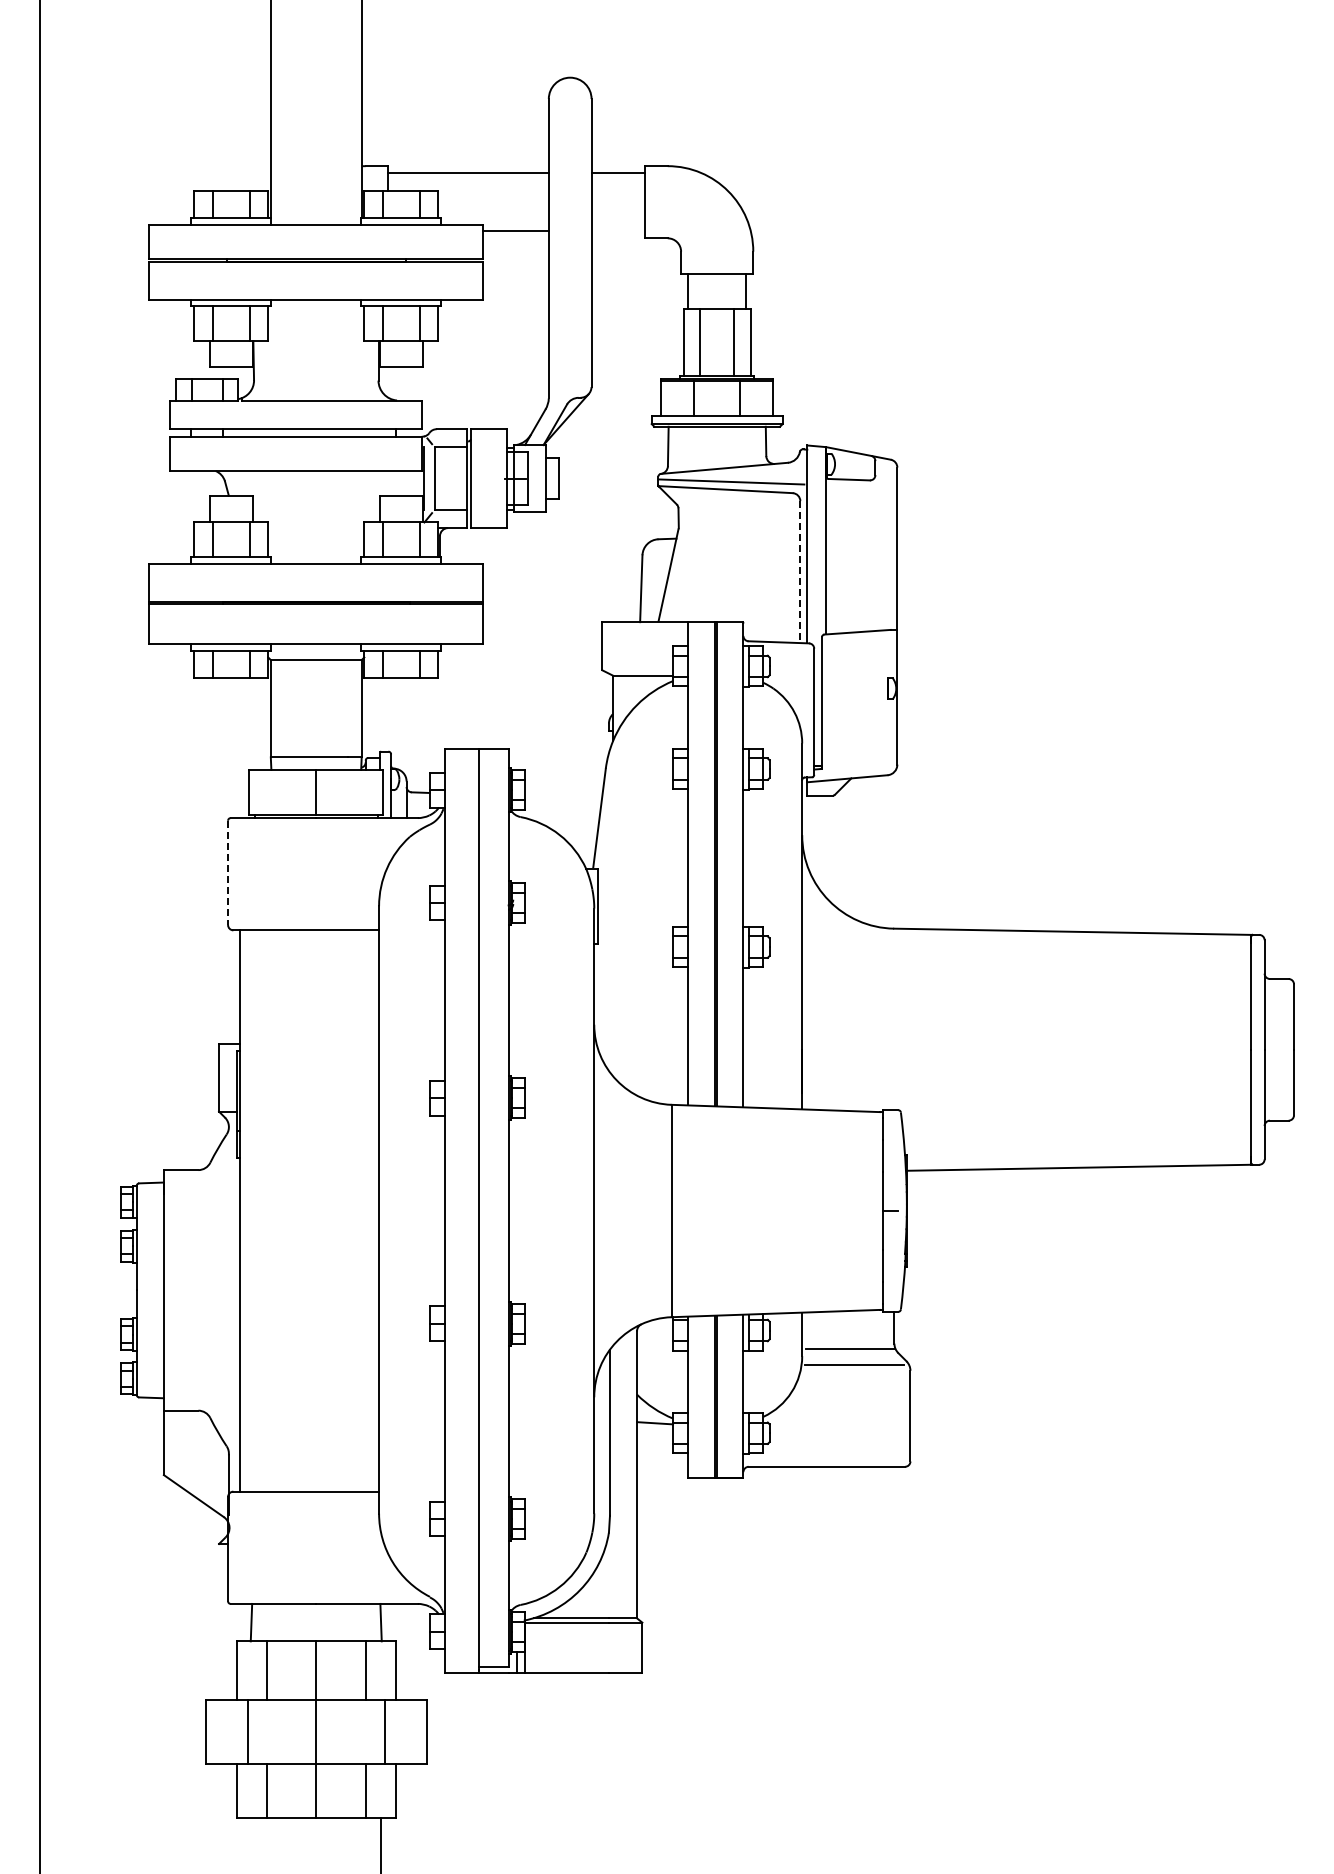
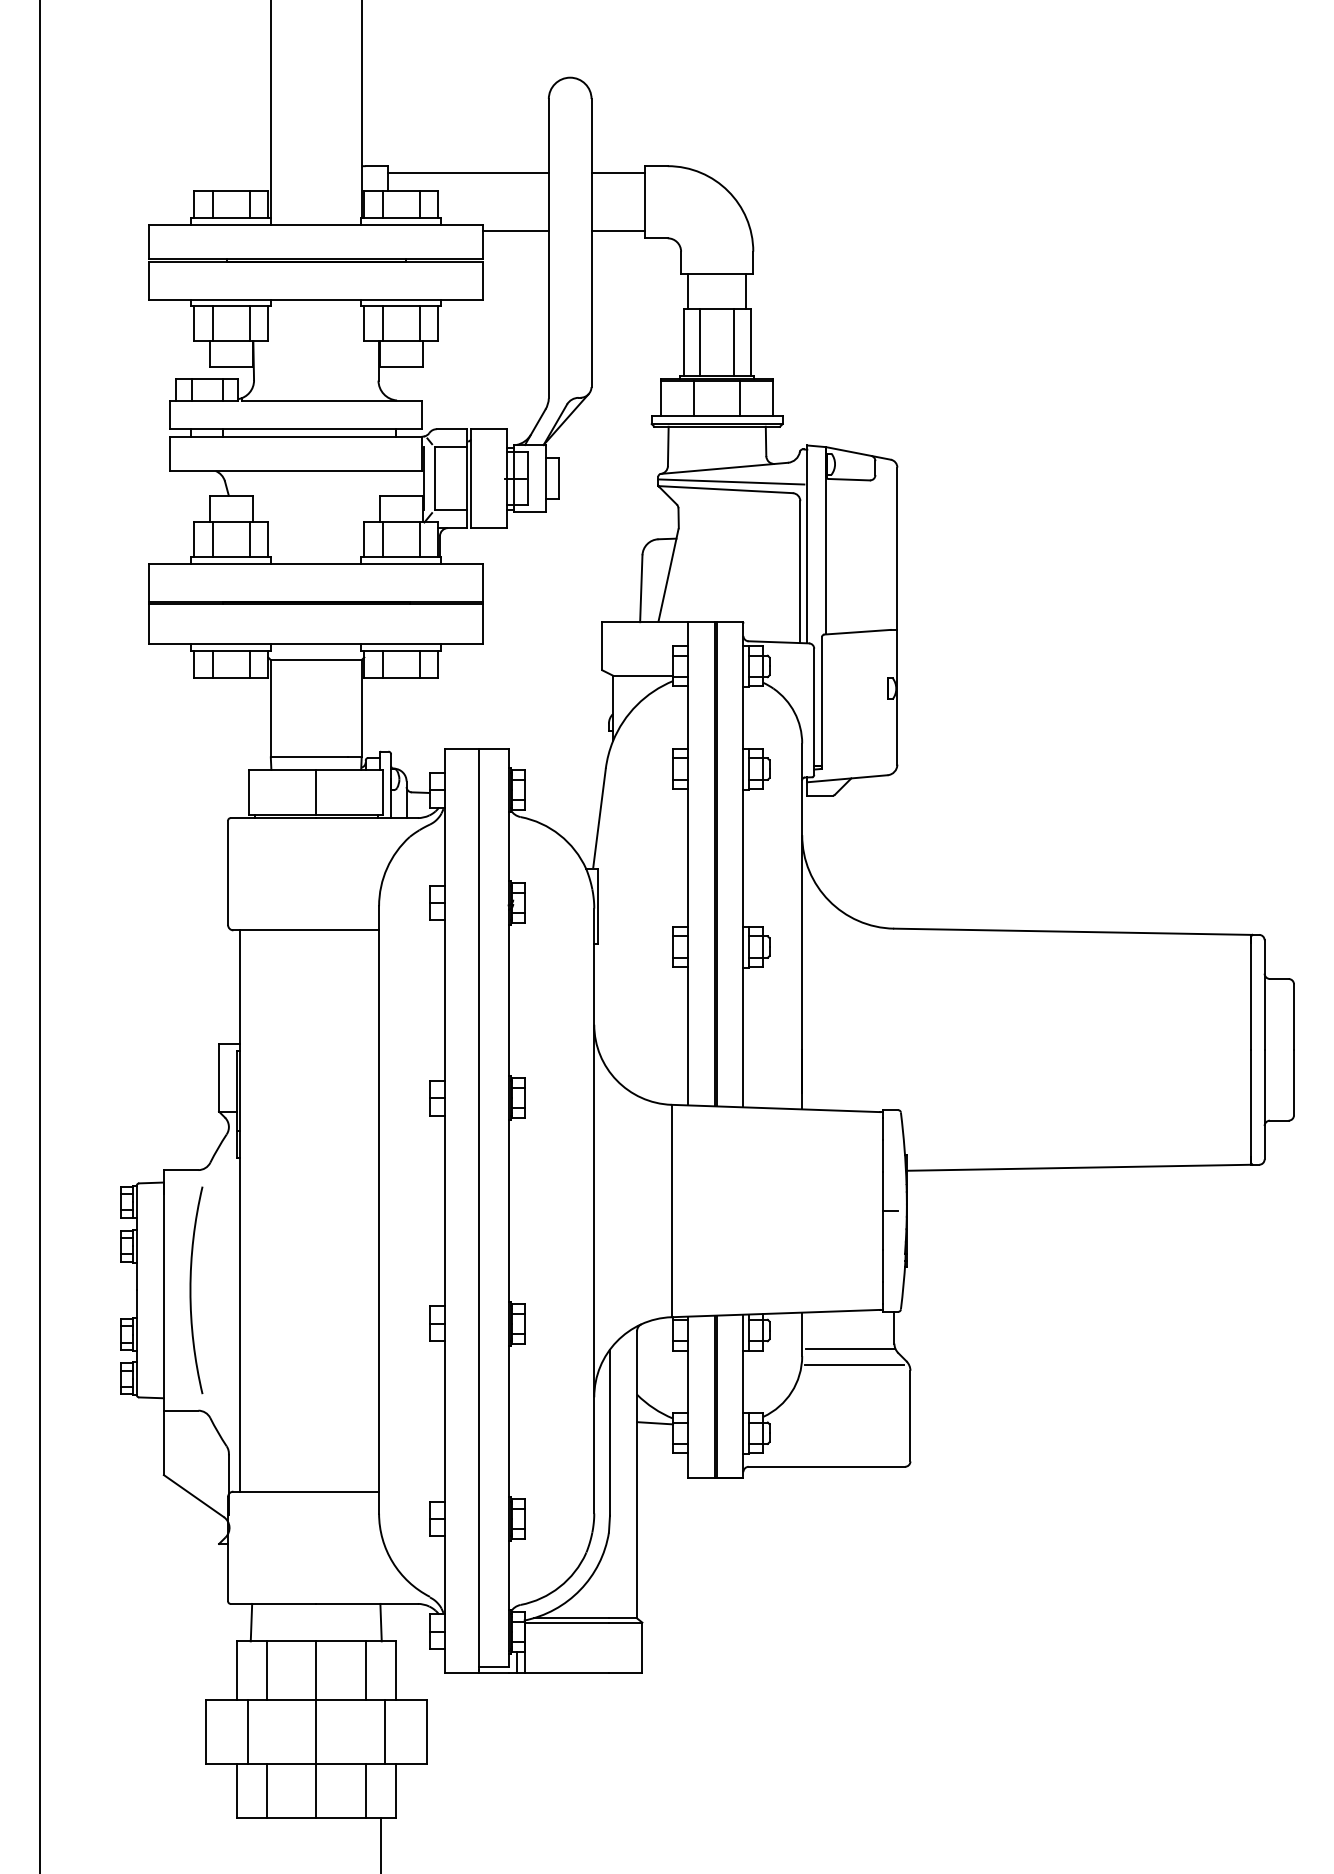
line: none -> present (618, 231)
line: dashed -> solid (800, 572)
line: dashed -> solid (228, 873)
arc: none -> present (191, 1290)
